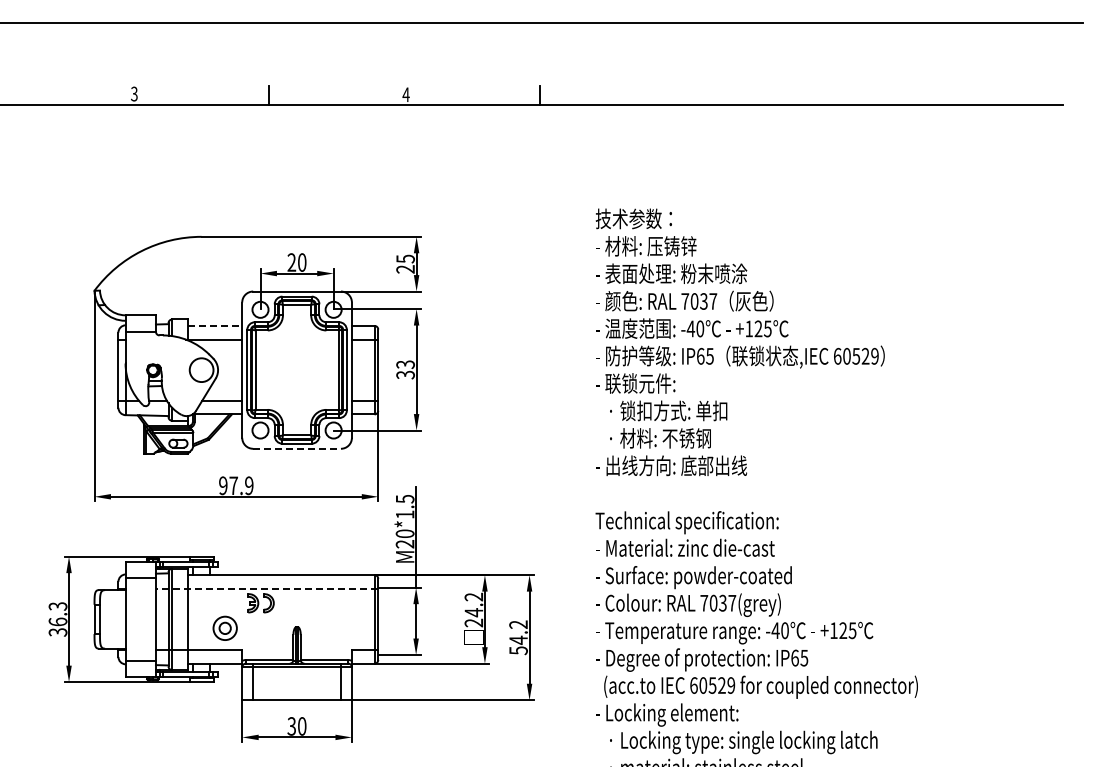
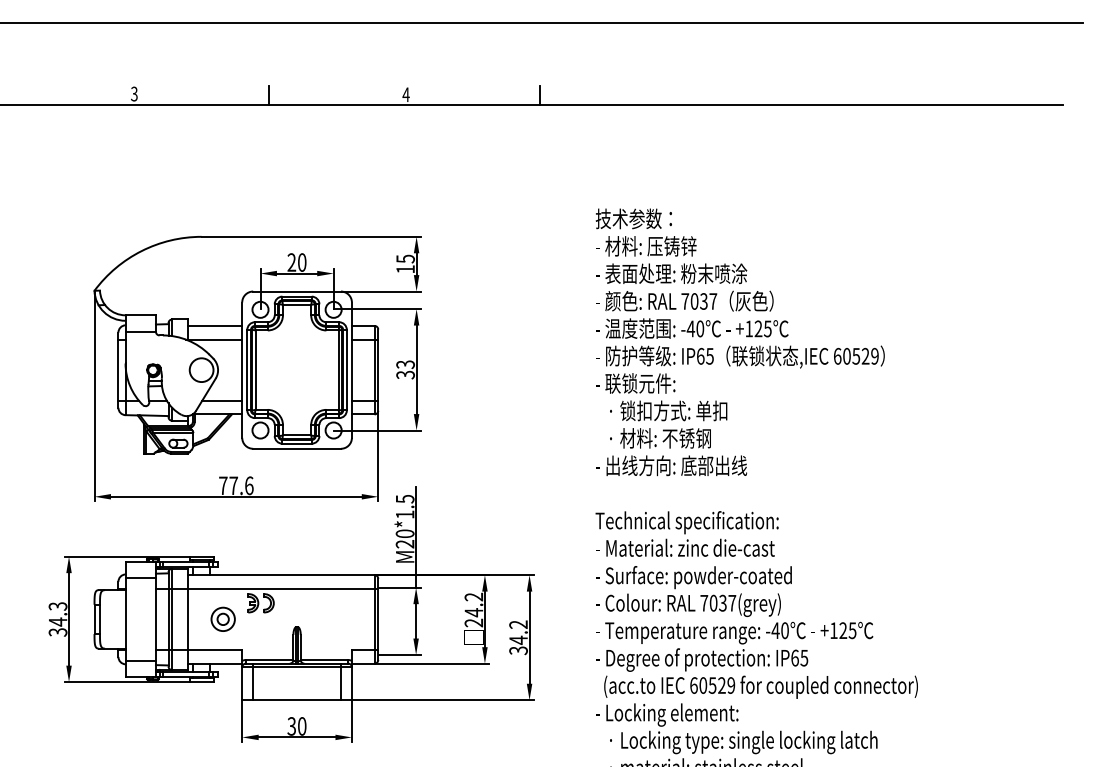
text: 25 -> 15 (405, 269)
line: dashed -> solid (215, 325)
line: dashed -> solid (297, 448)
text: 97.9 -> 77.6 (236, 485)
line: dashed -> solid (266, 589)
text: 36.3 -> 34.3 (57, 621)
part position: (224, 627) -> (222, 618) (222, 618)
text: 54.2 -> 34.2 (518, 650)
